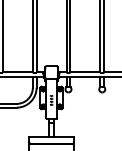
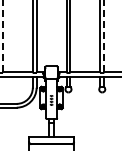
line: solid -> dashed (2, 36)
line: solid -> dashed (104, 36)
